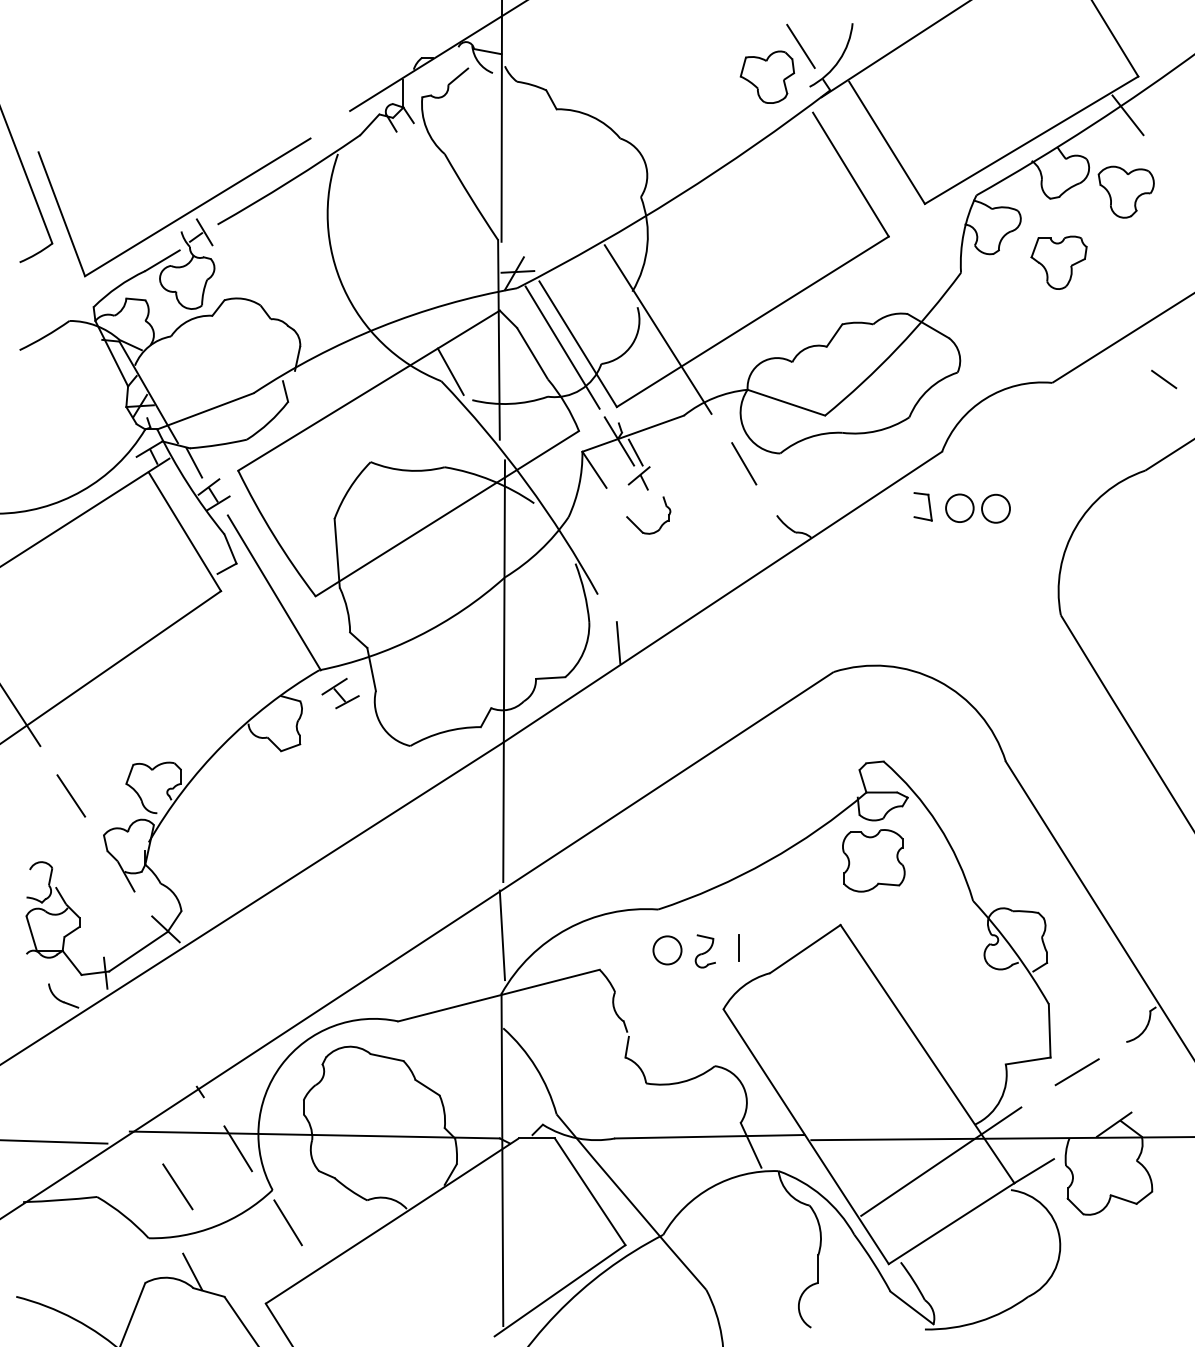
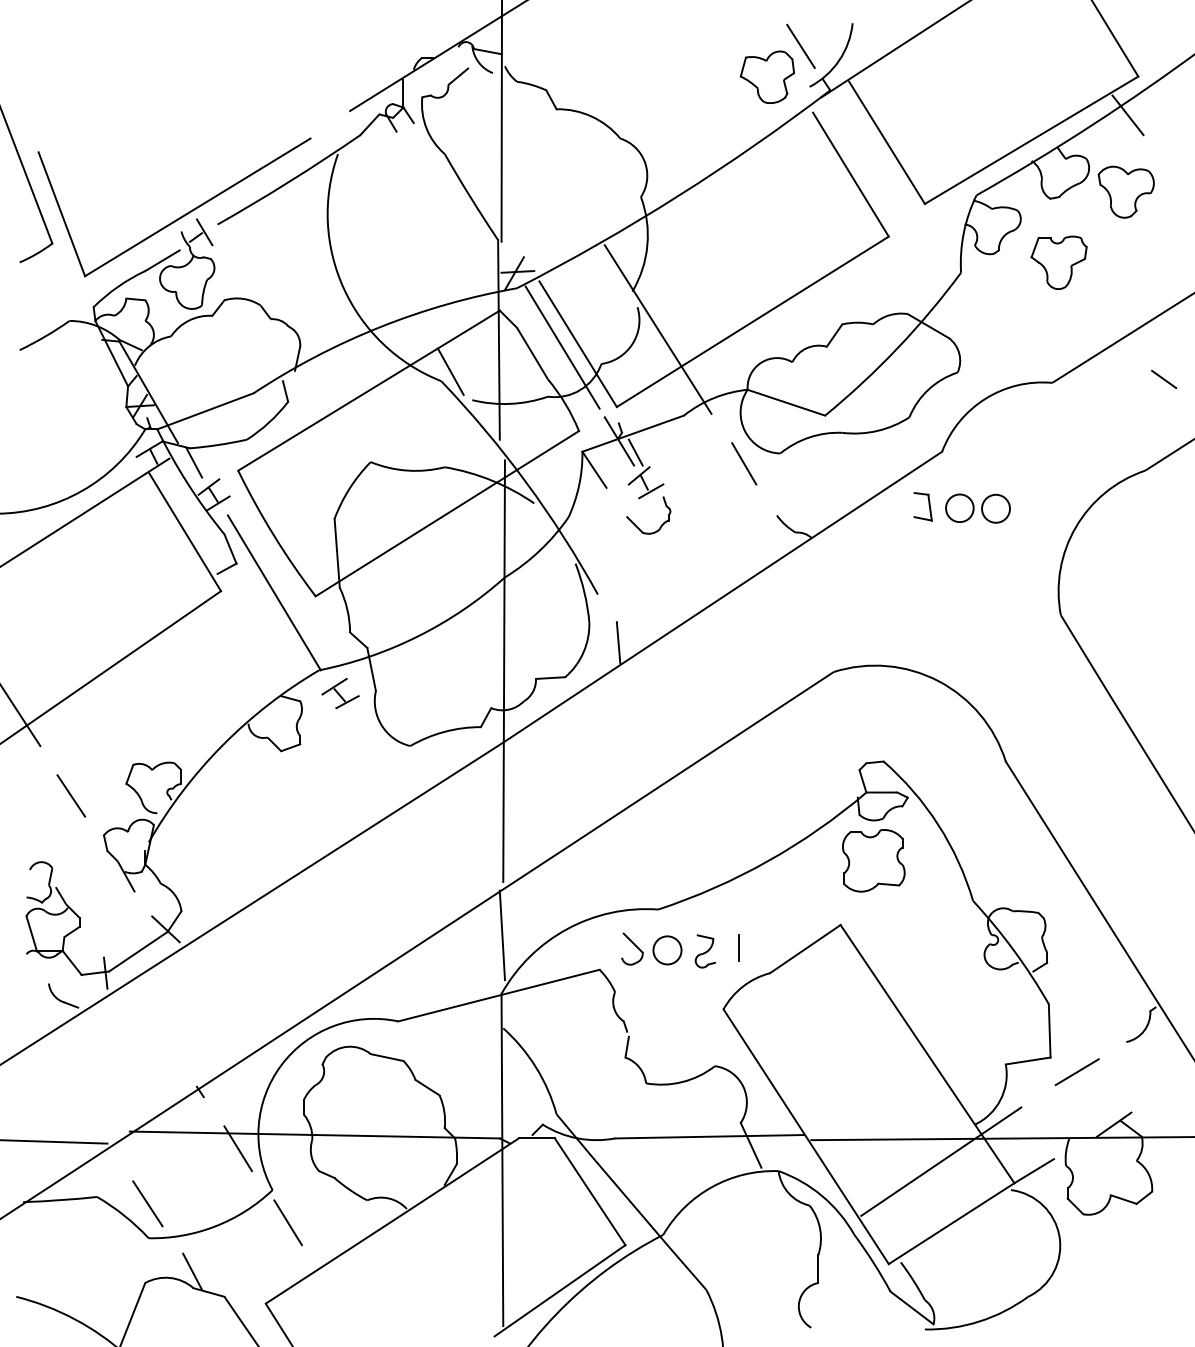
line: none -> present (651, 491)
part: none -> present (632, 948)
line position: (177, 1186) -> (147, 1203) (147, 1203)
